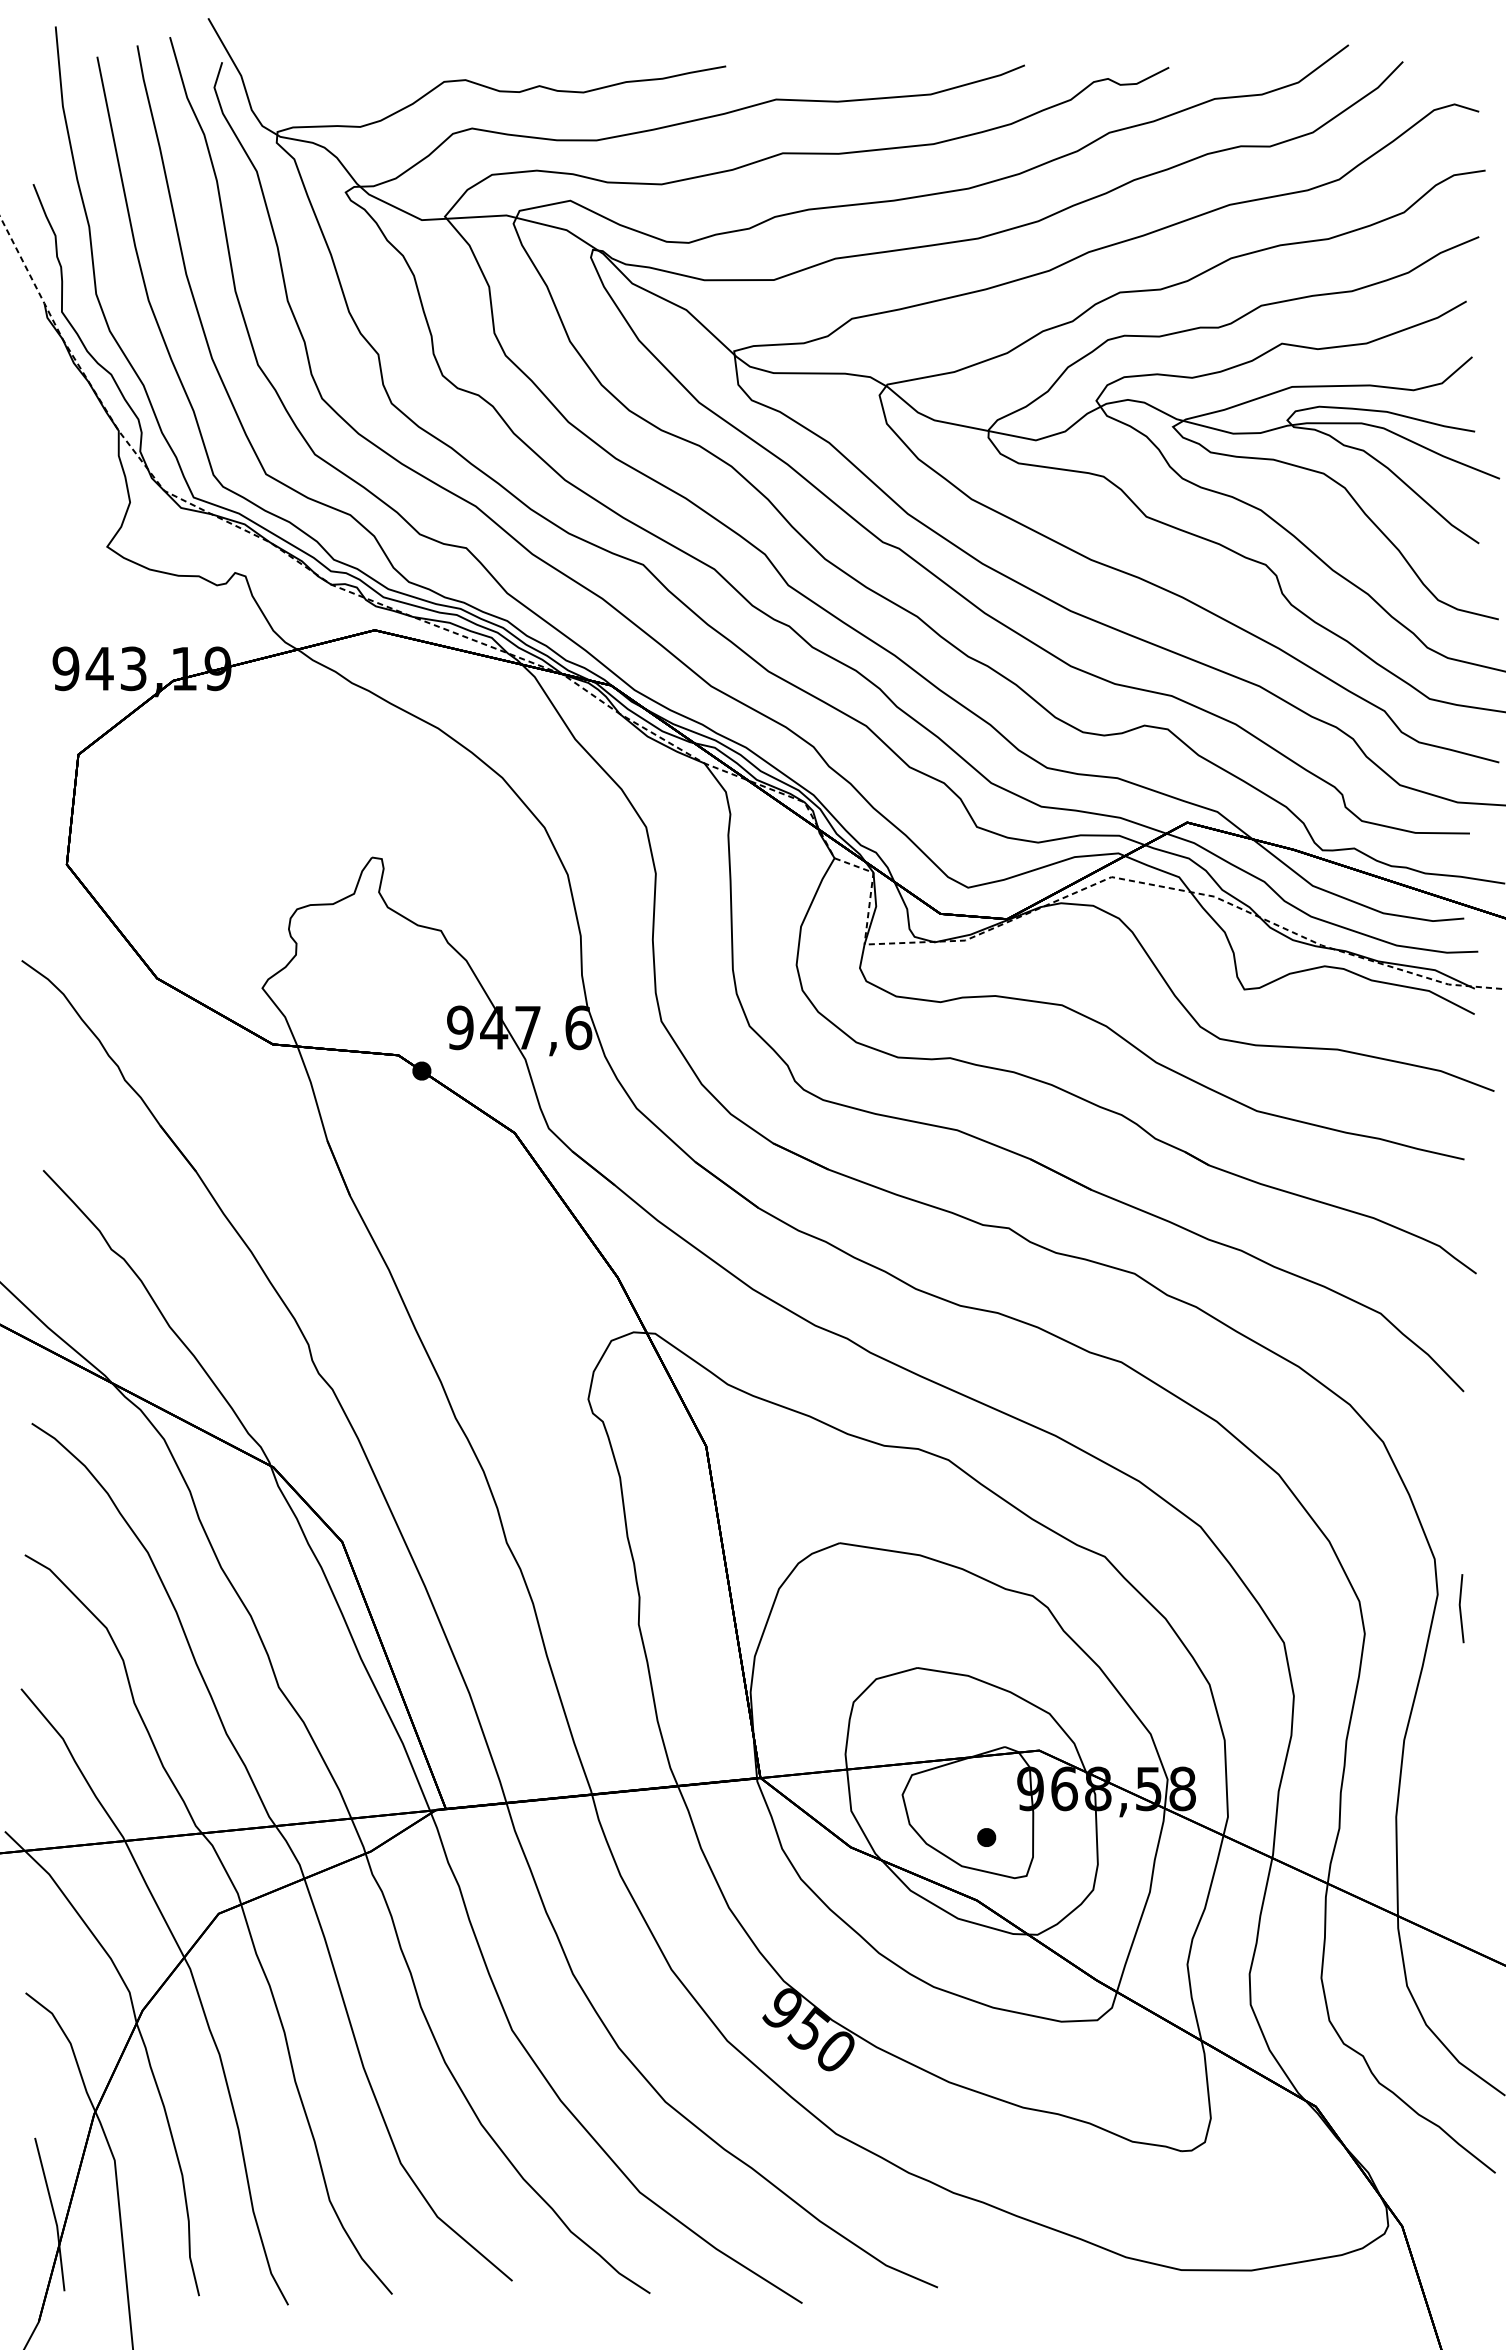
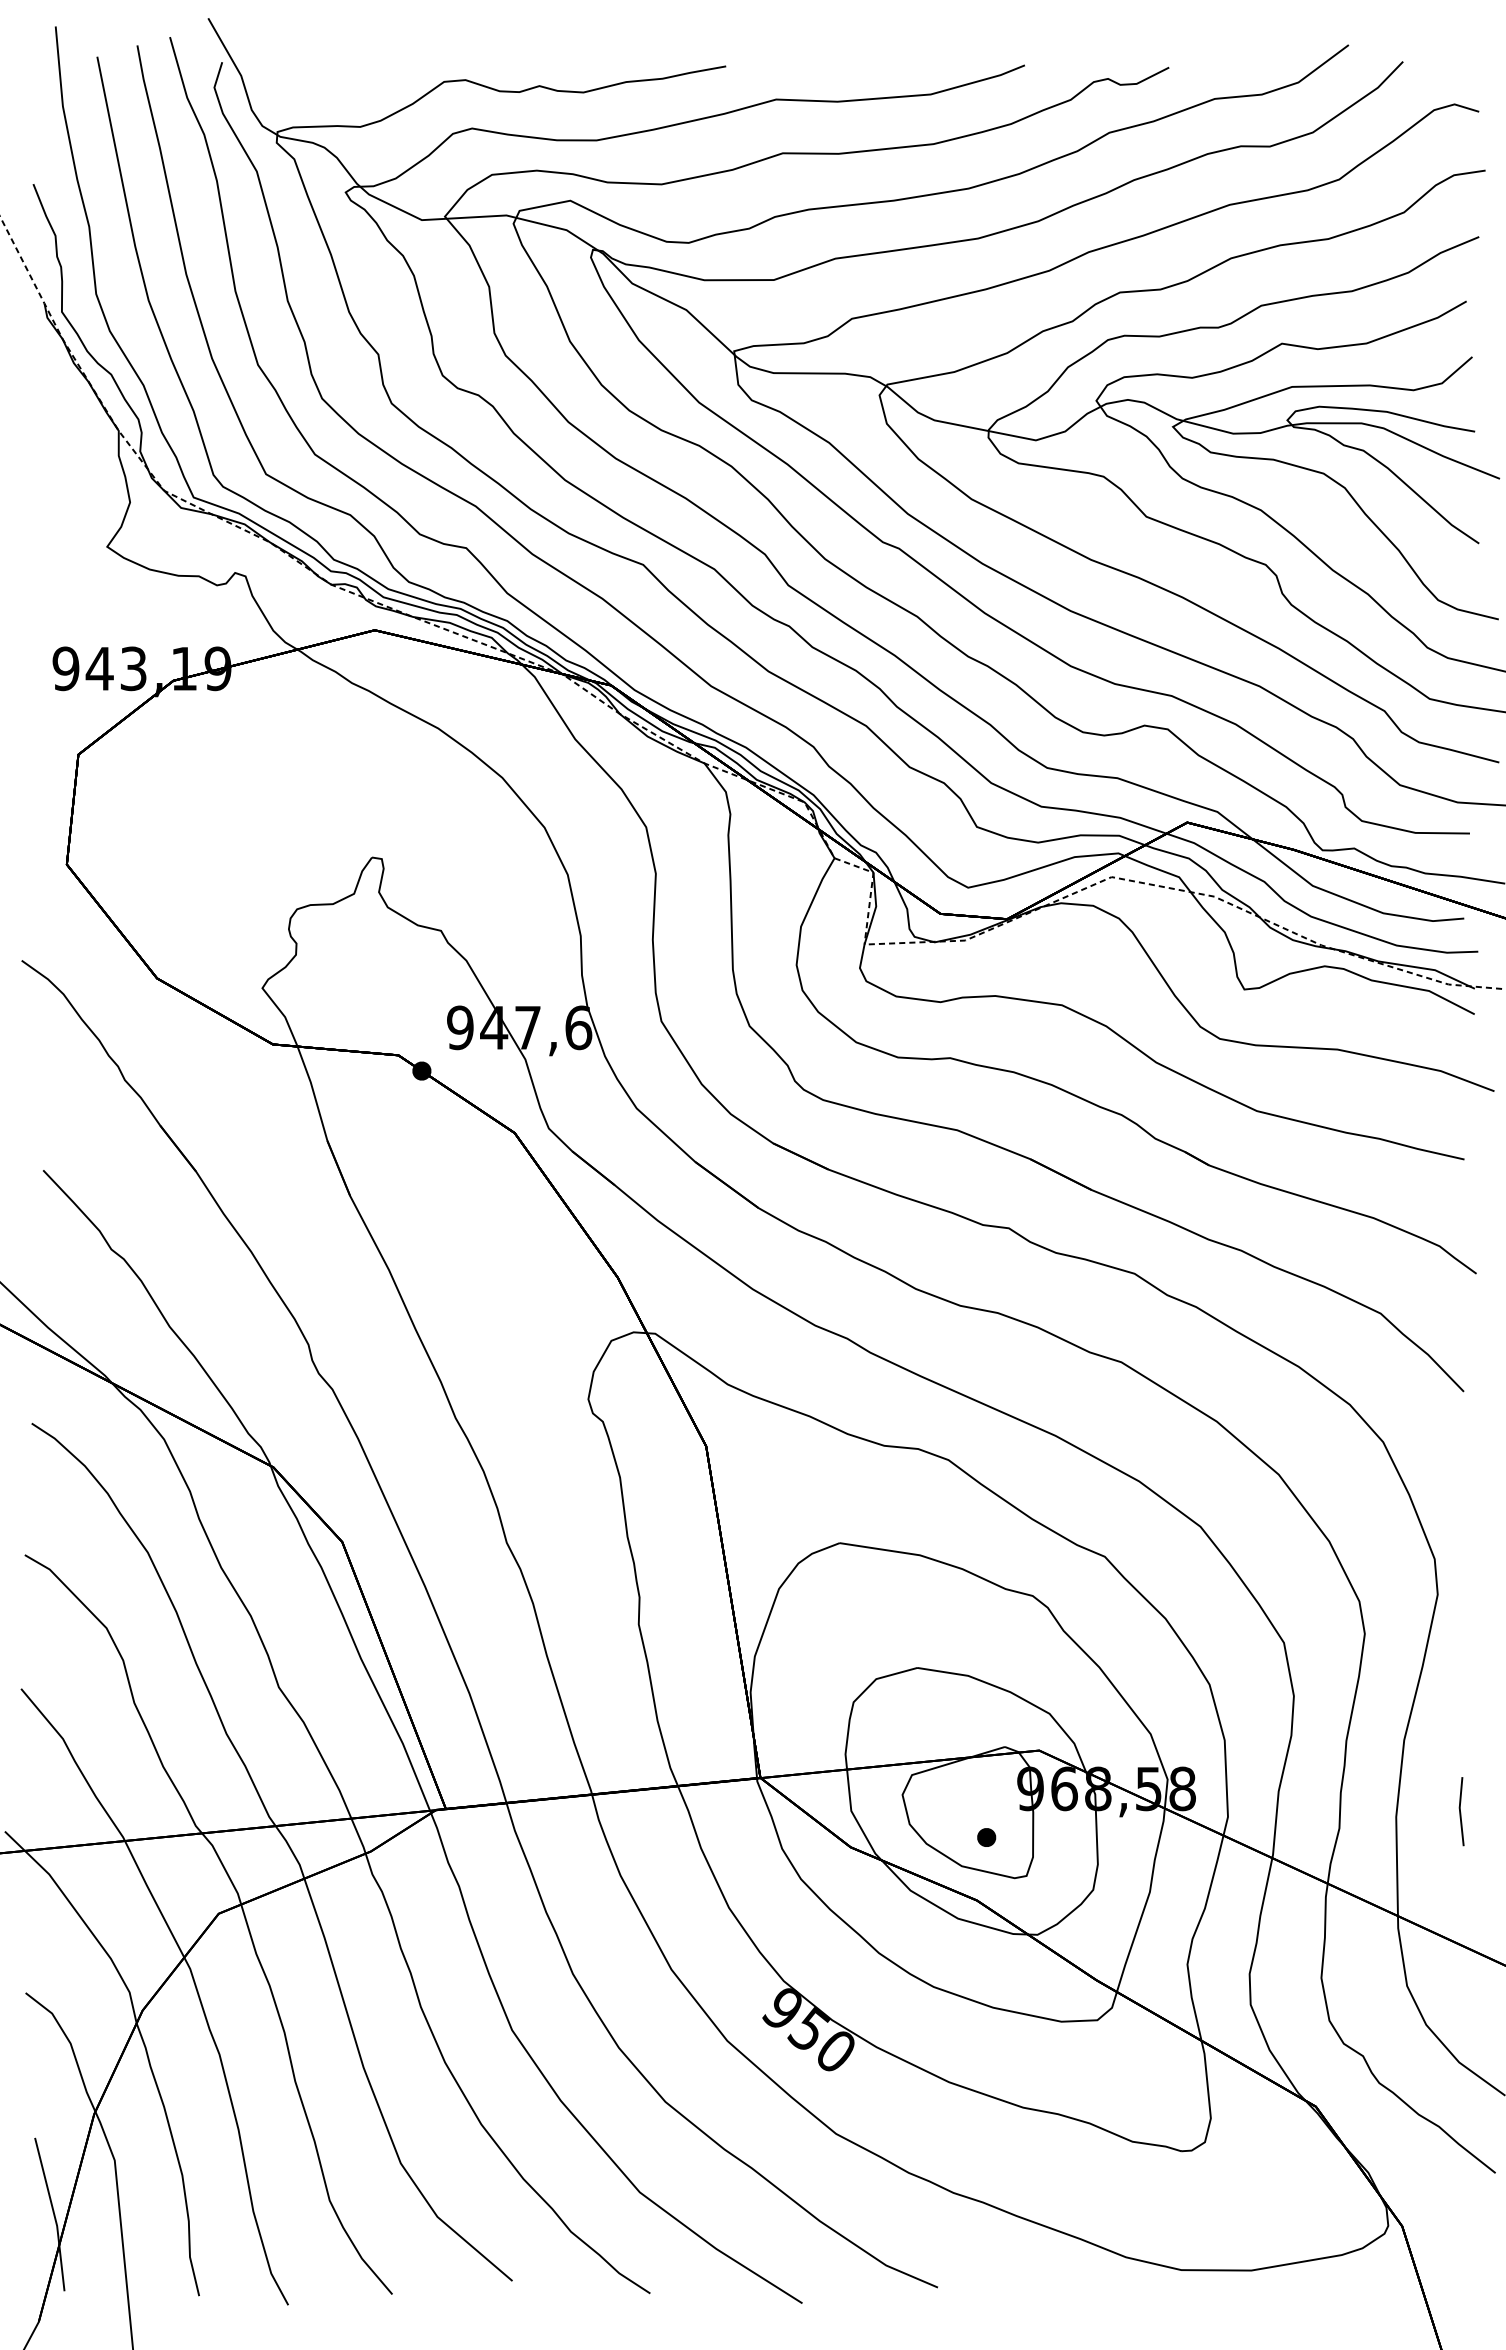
line position: (1460, 1608) -> (1460, 1811) (1460, 1811)
